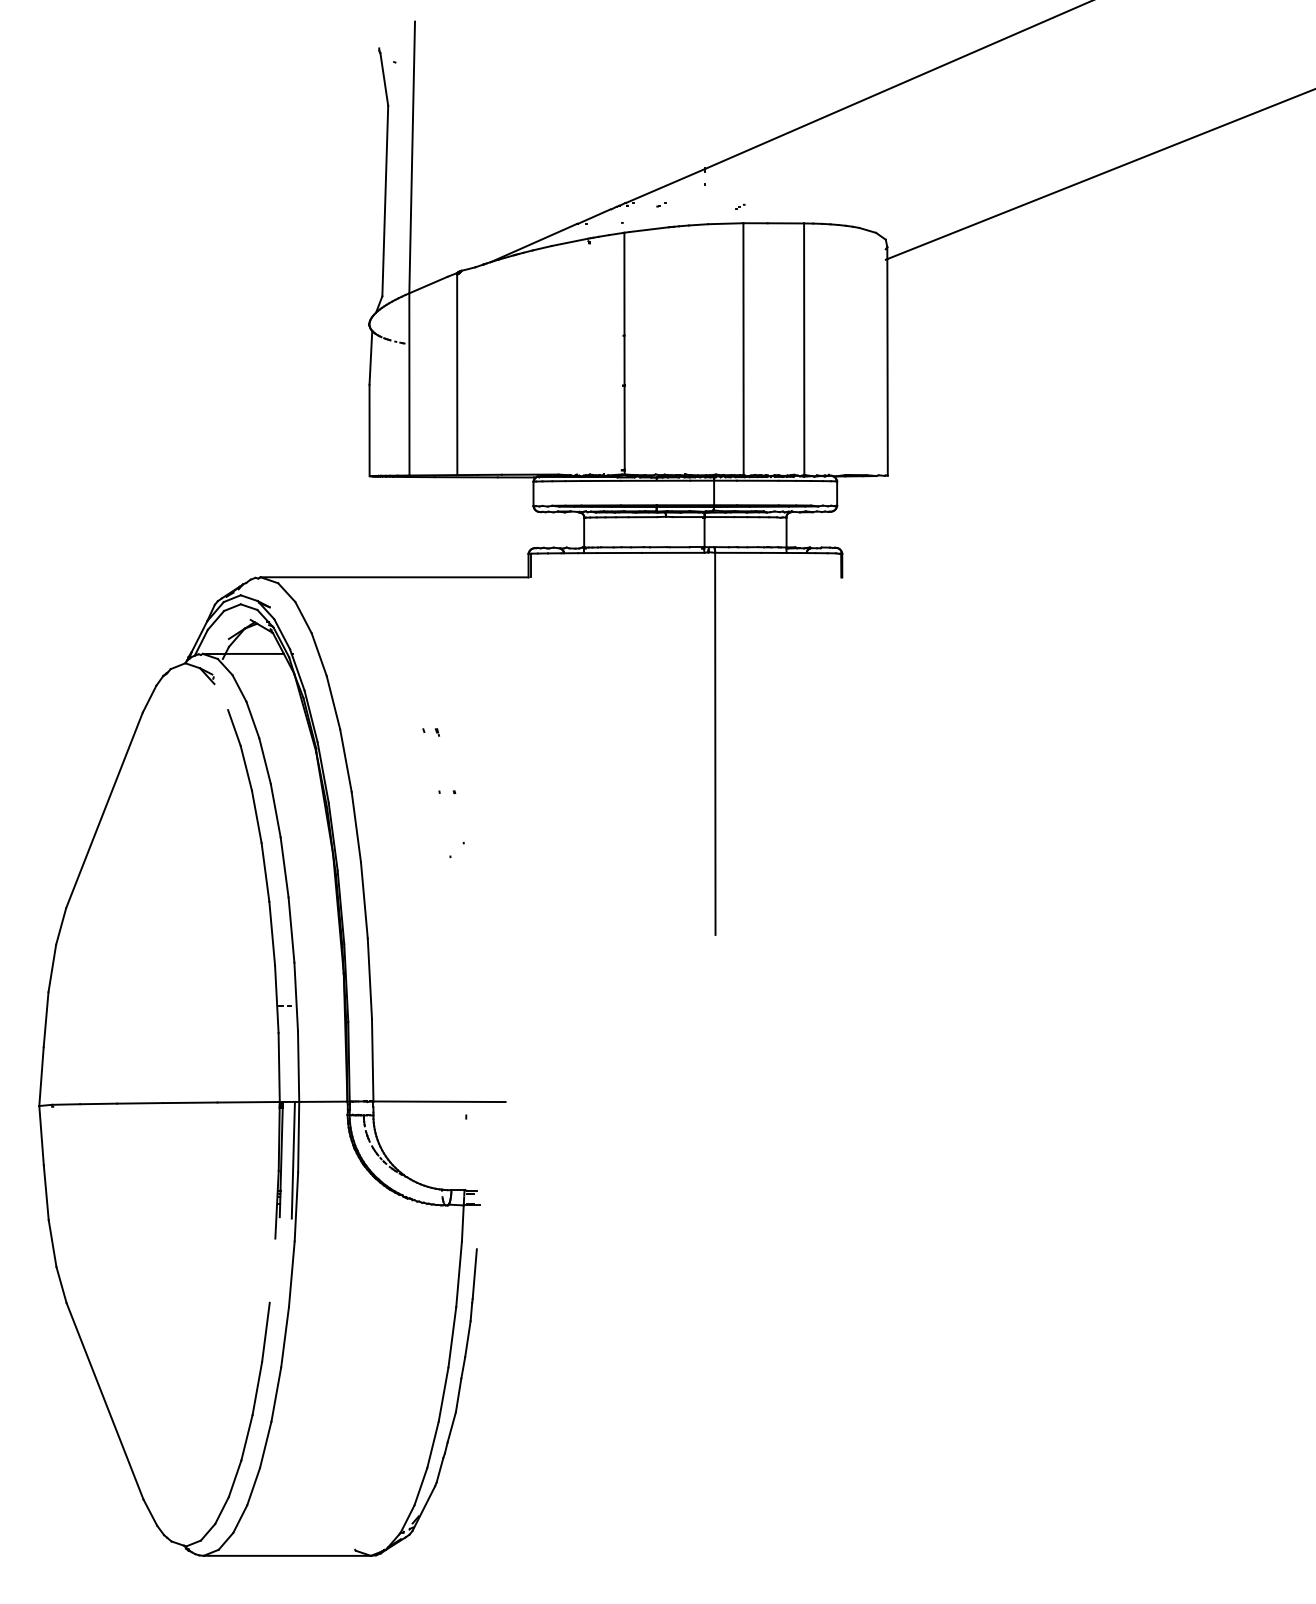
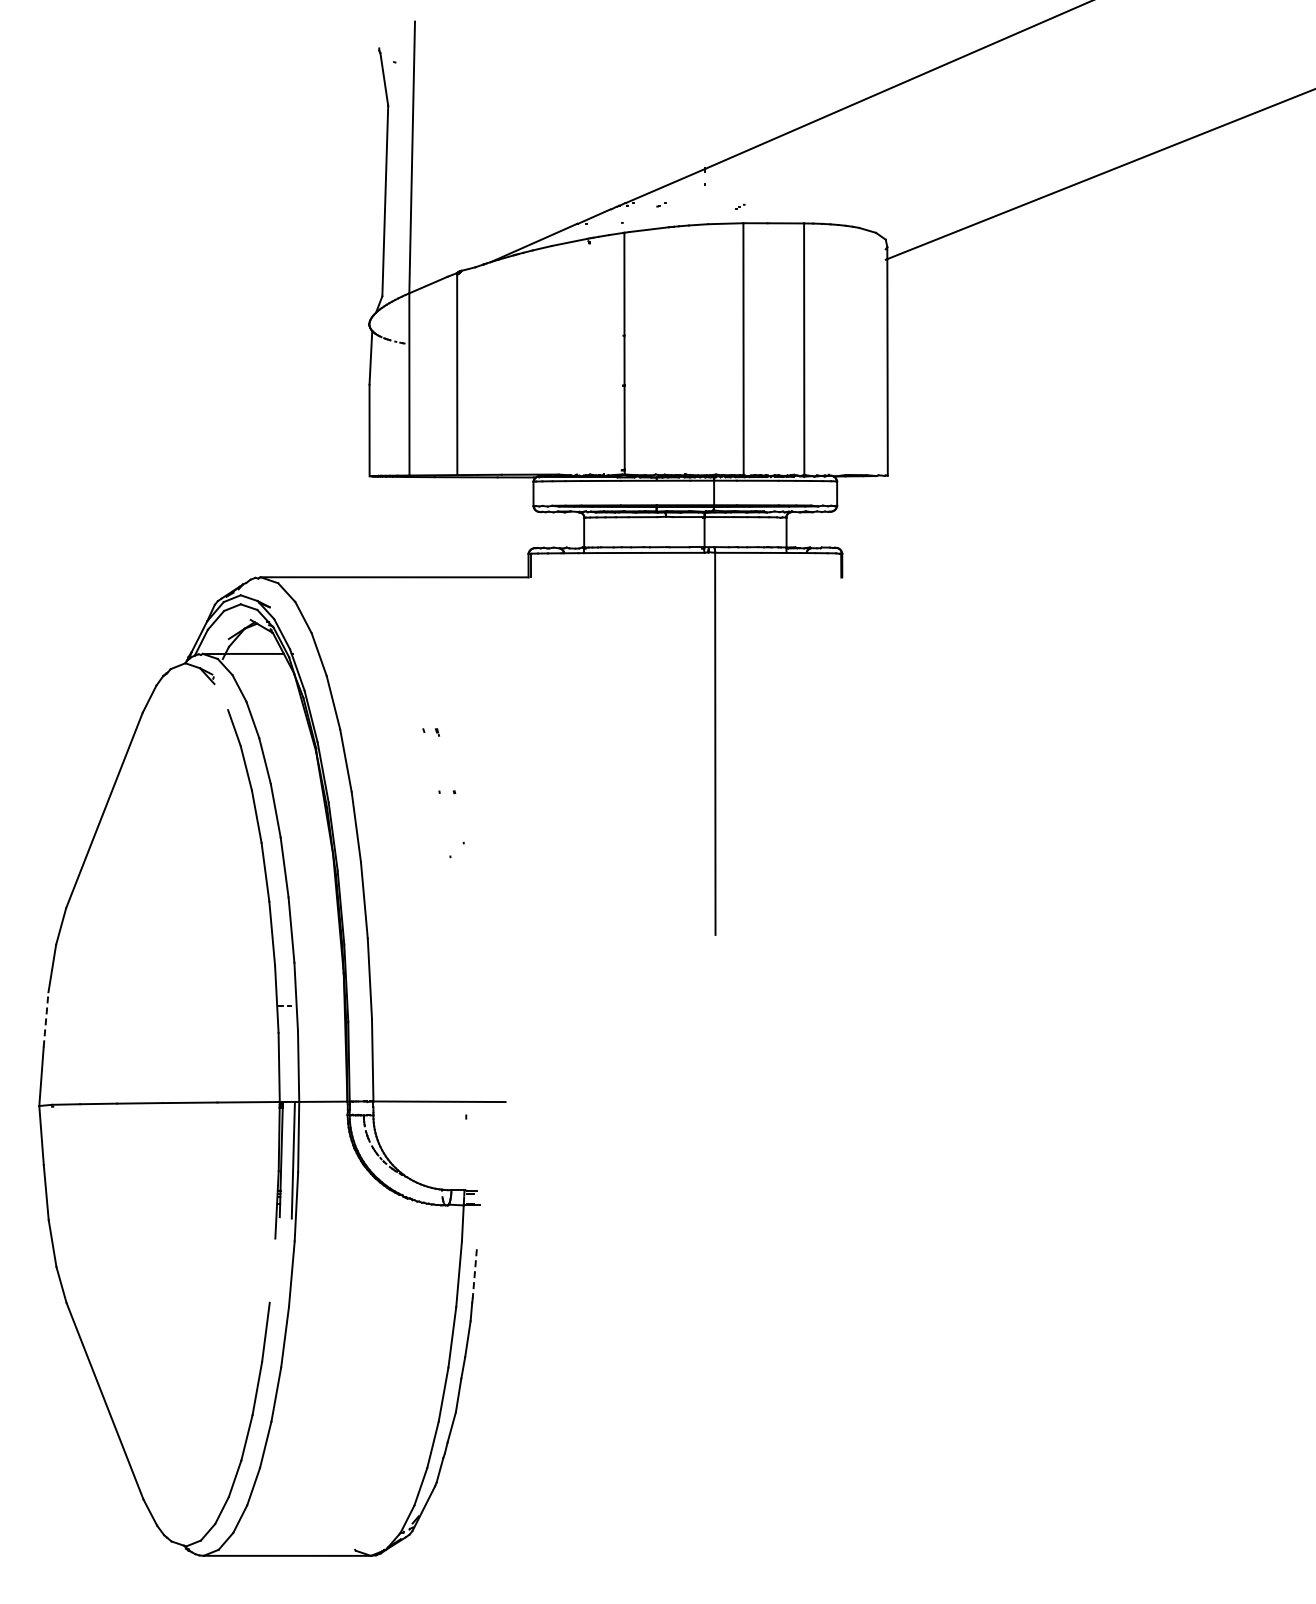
line: solid -> dashed (46, 1019)
line: solid -> dashed (474, 1274)
